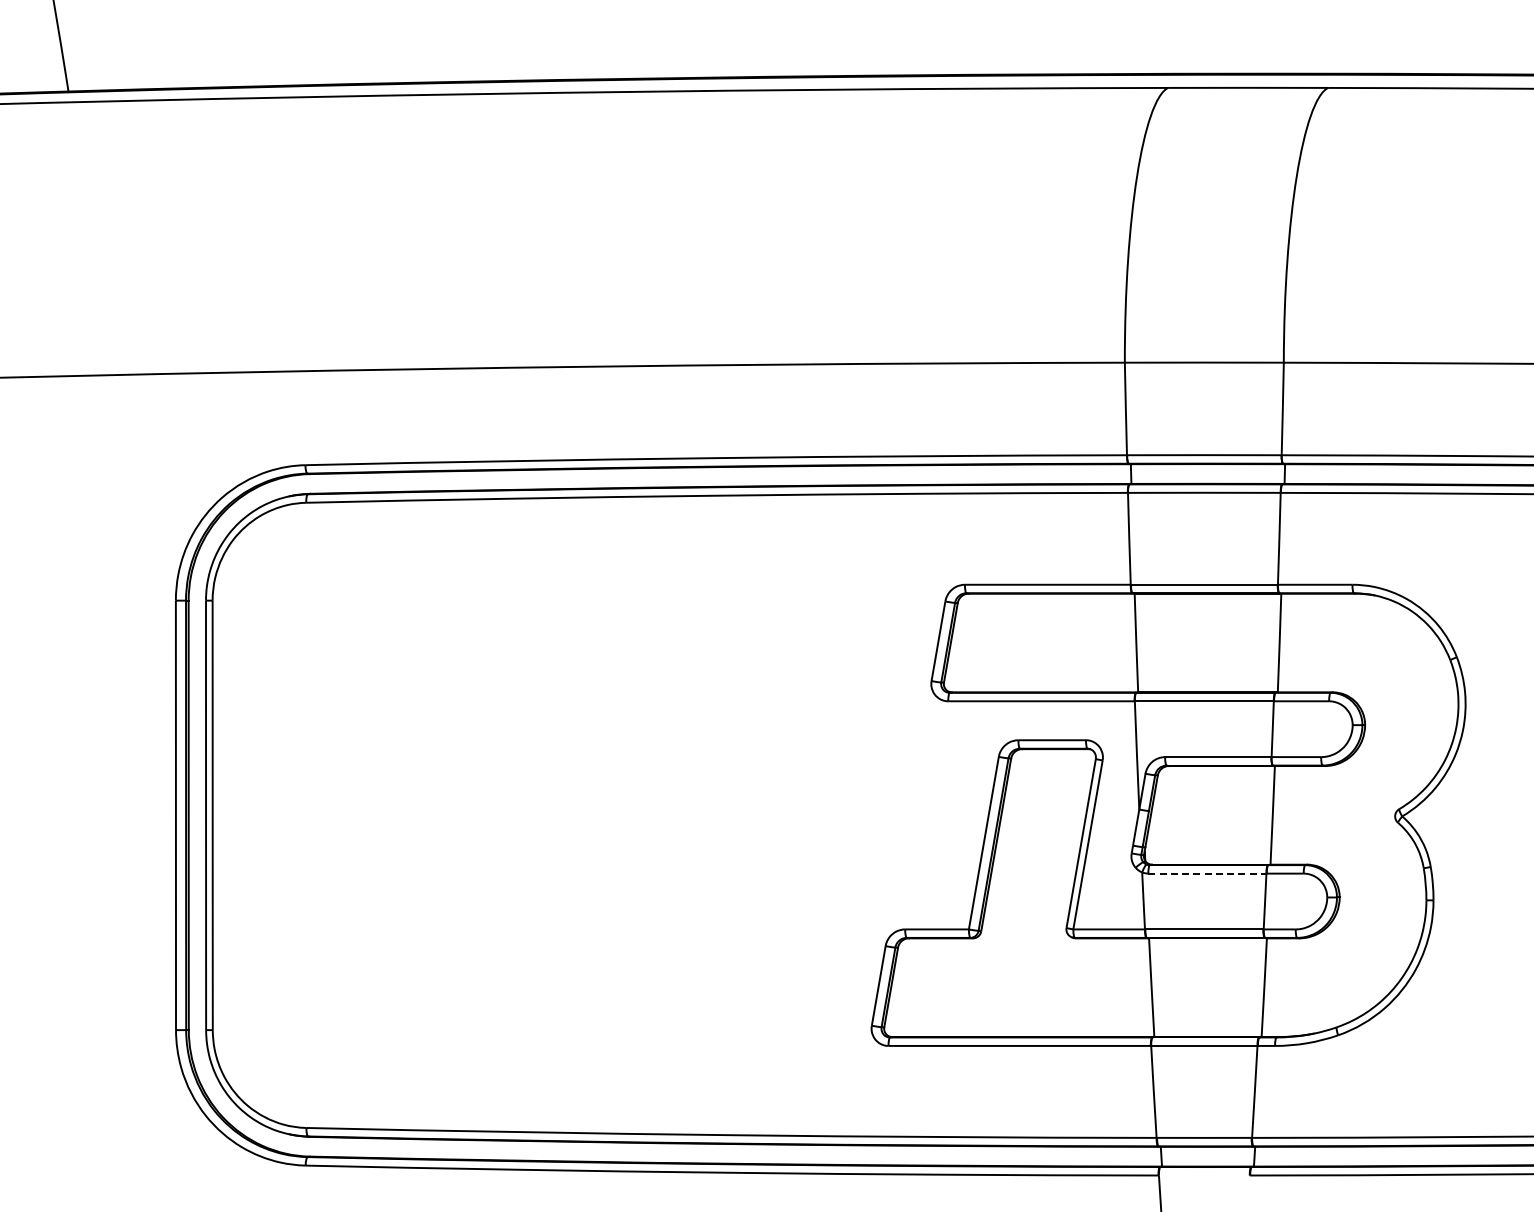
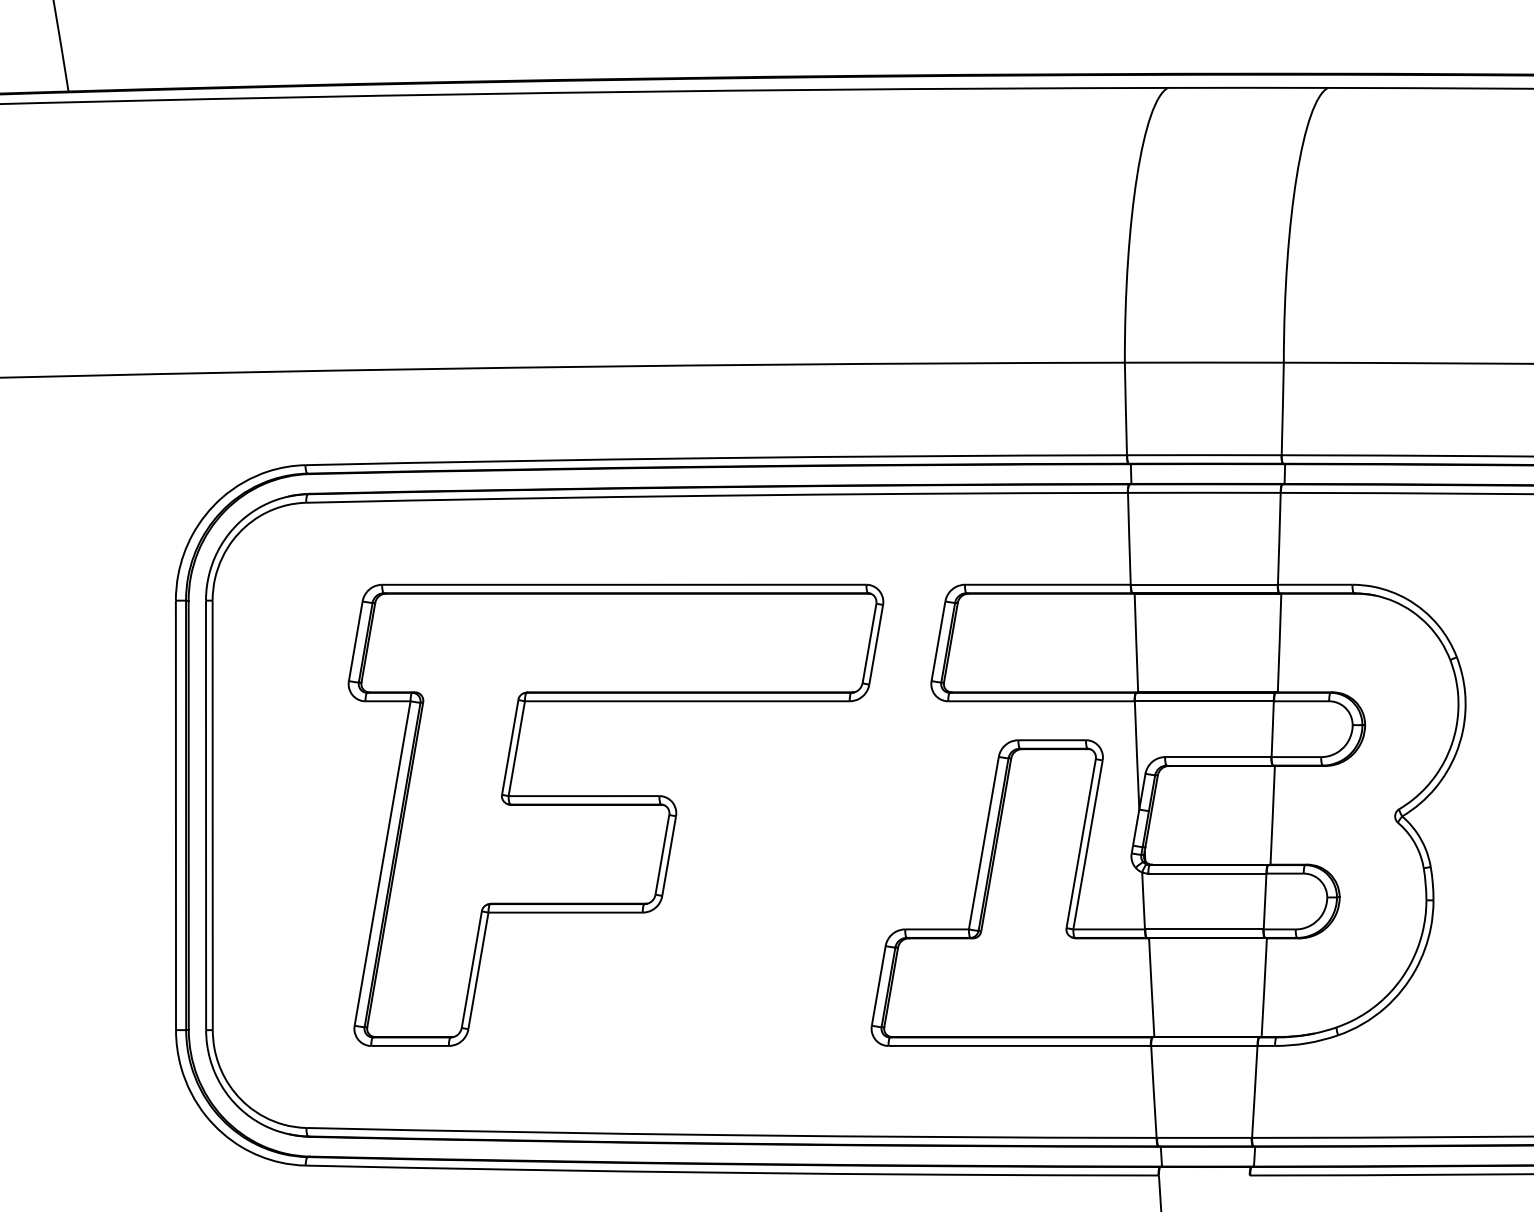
part: none -> present (615, 814)
line: dashed -> solid (1207, 873)
